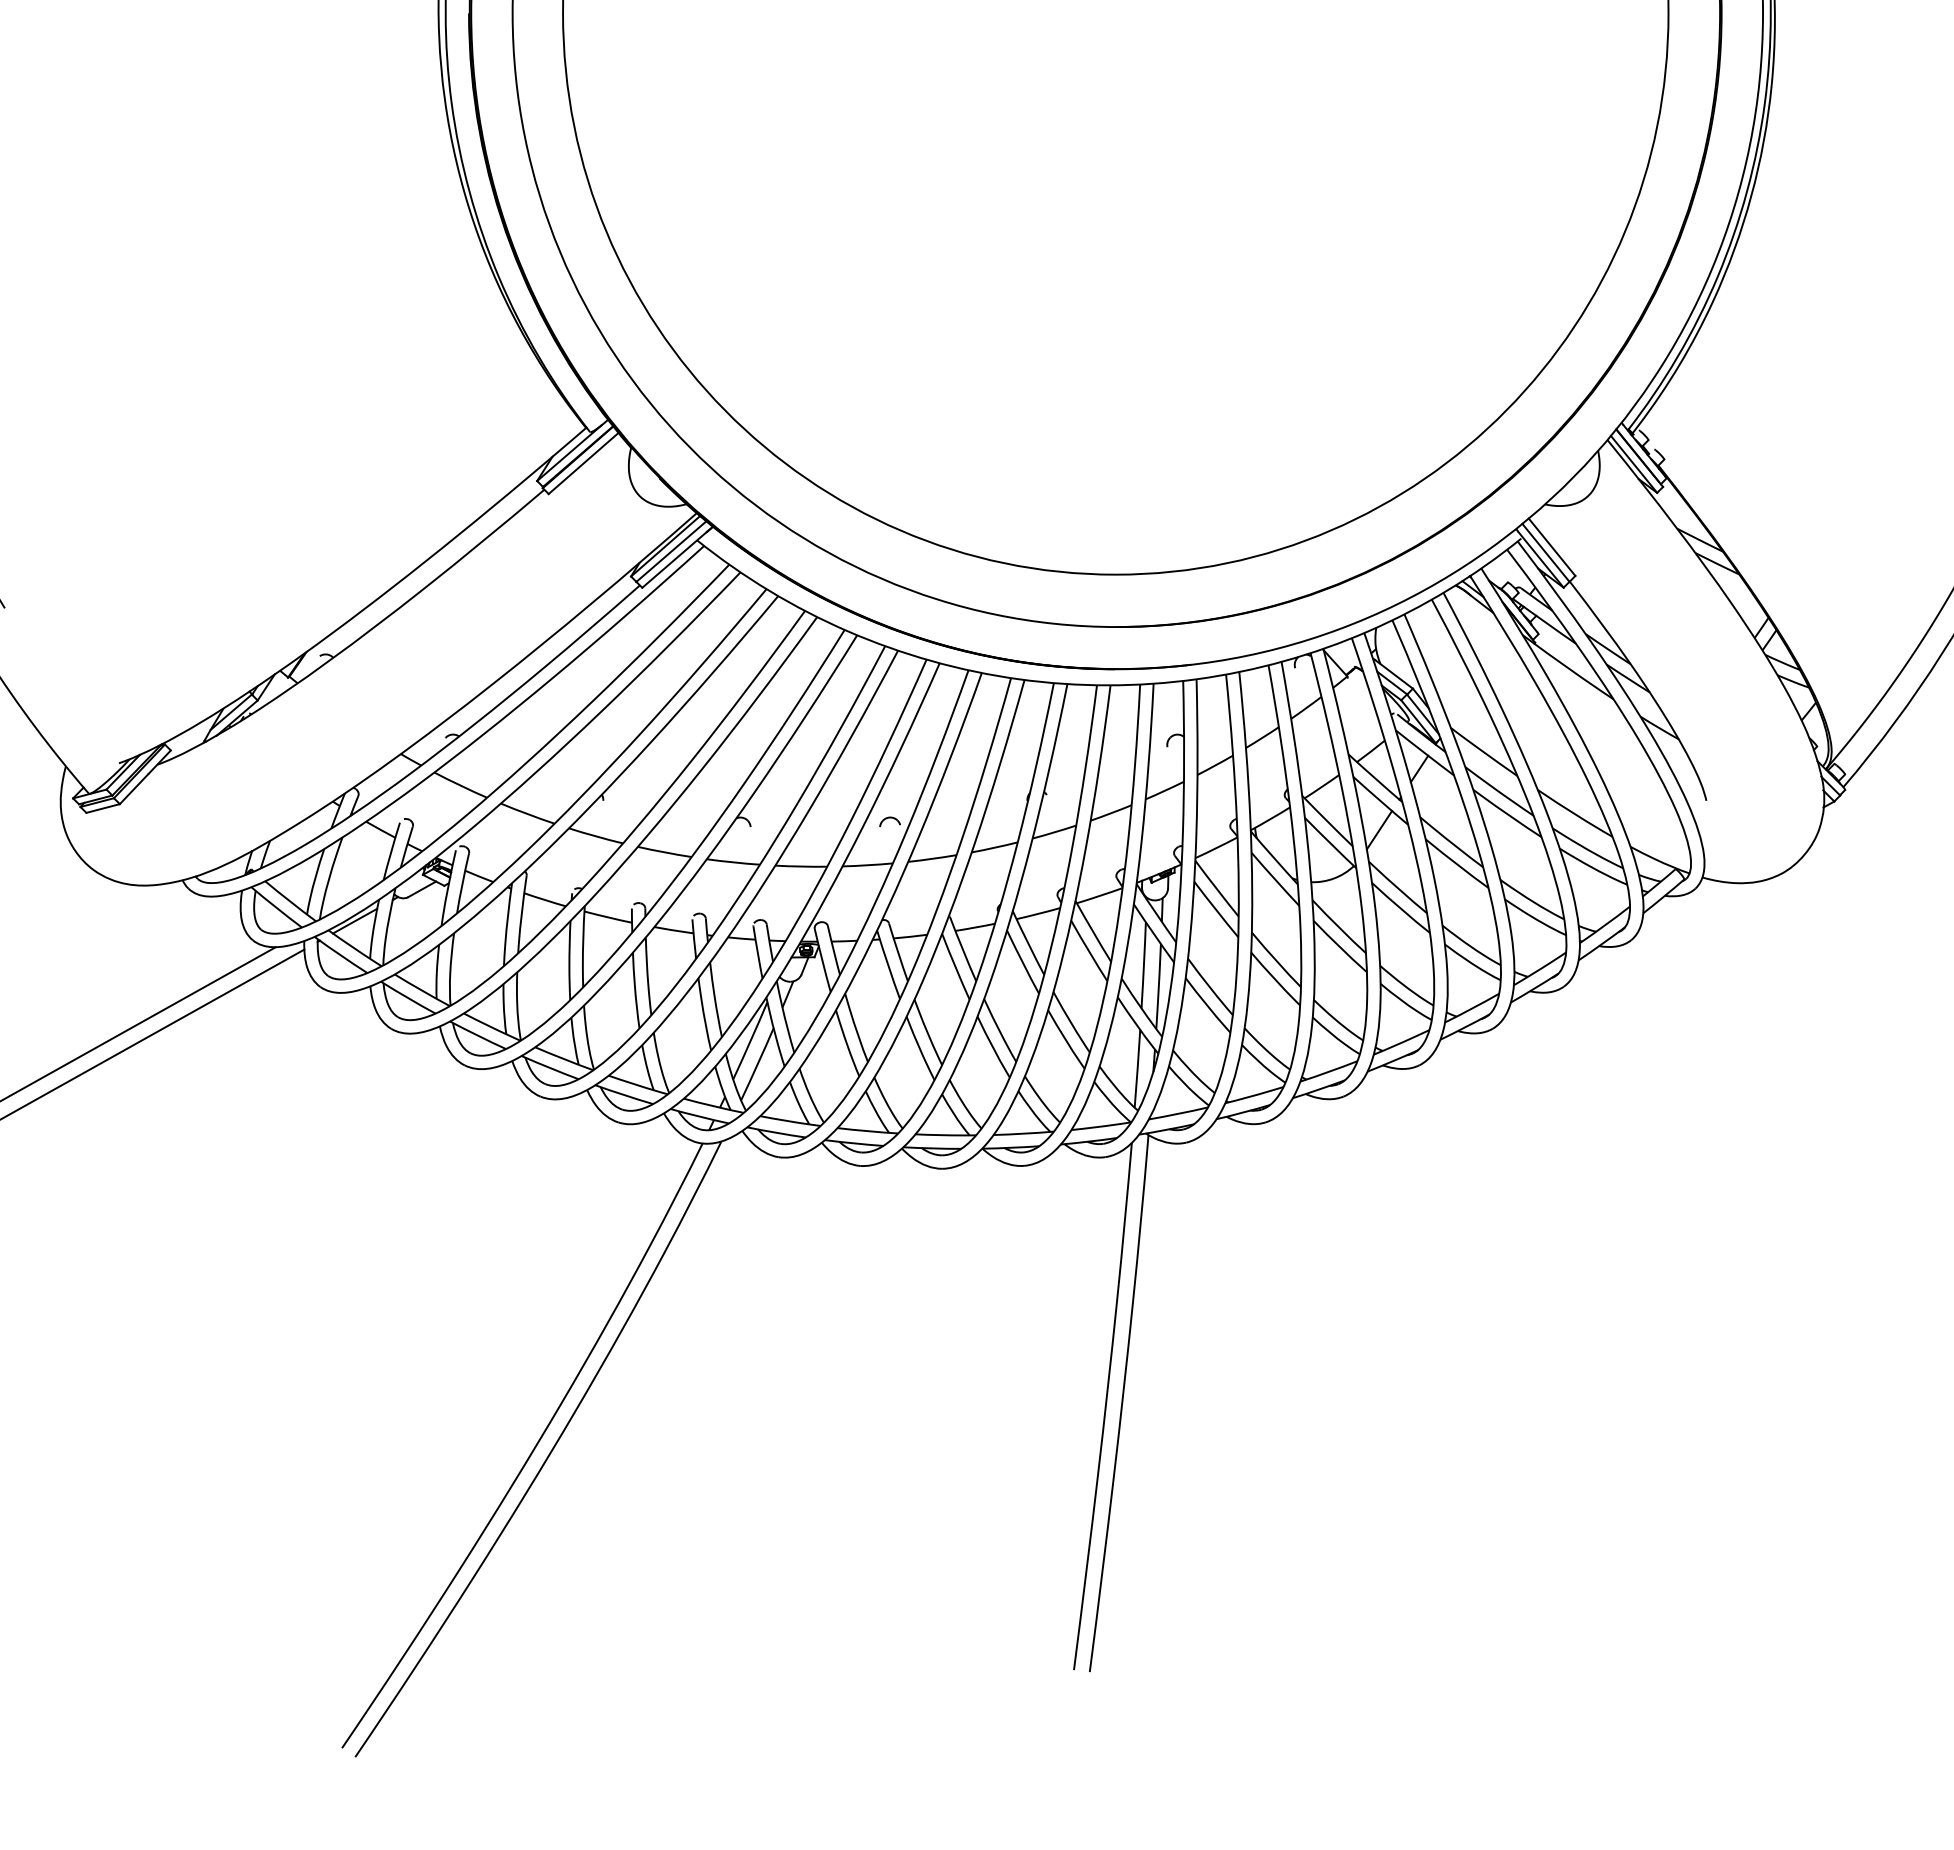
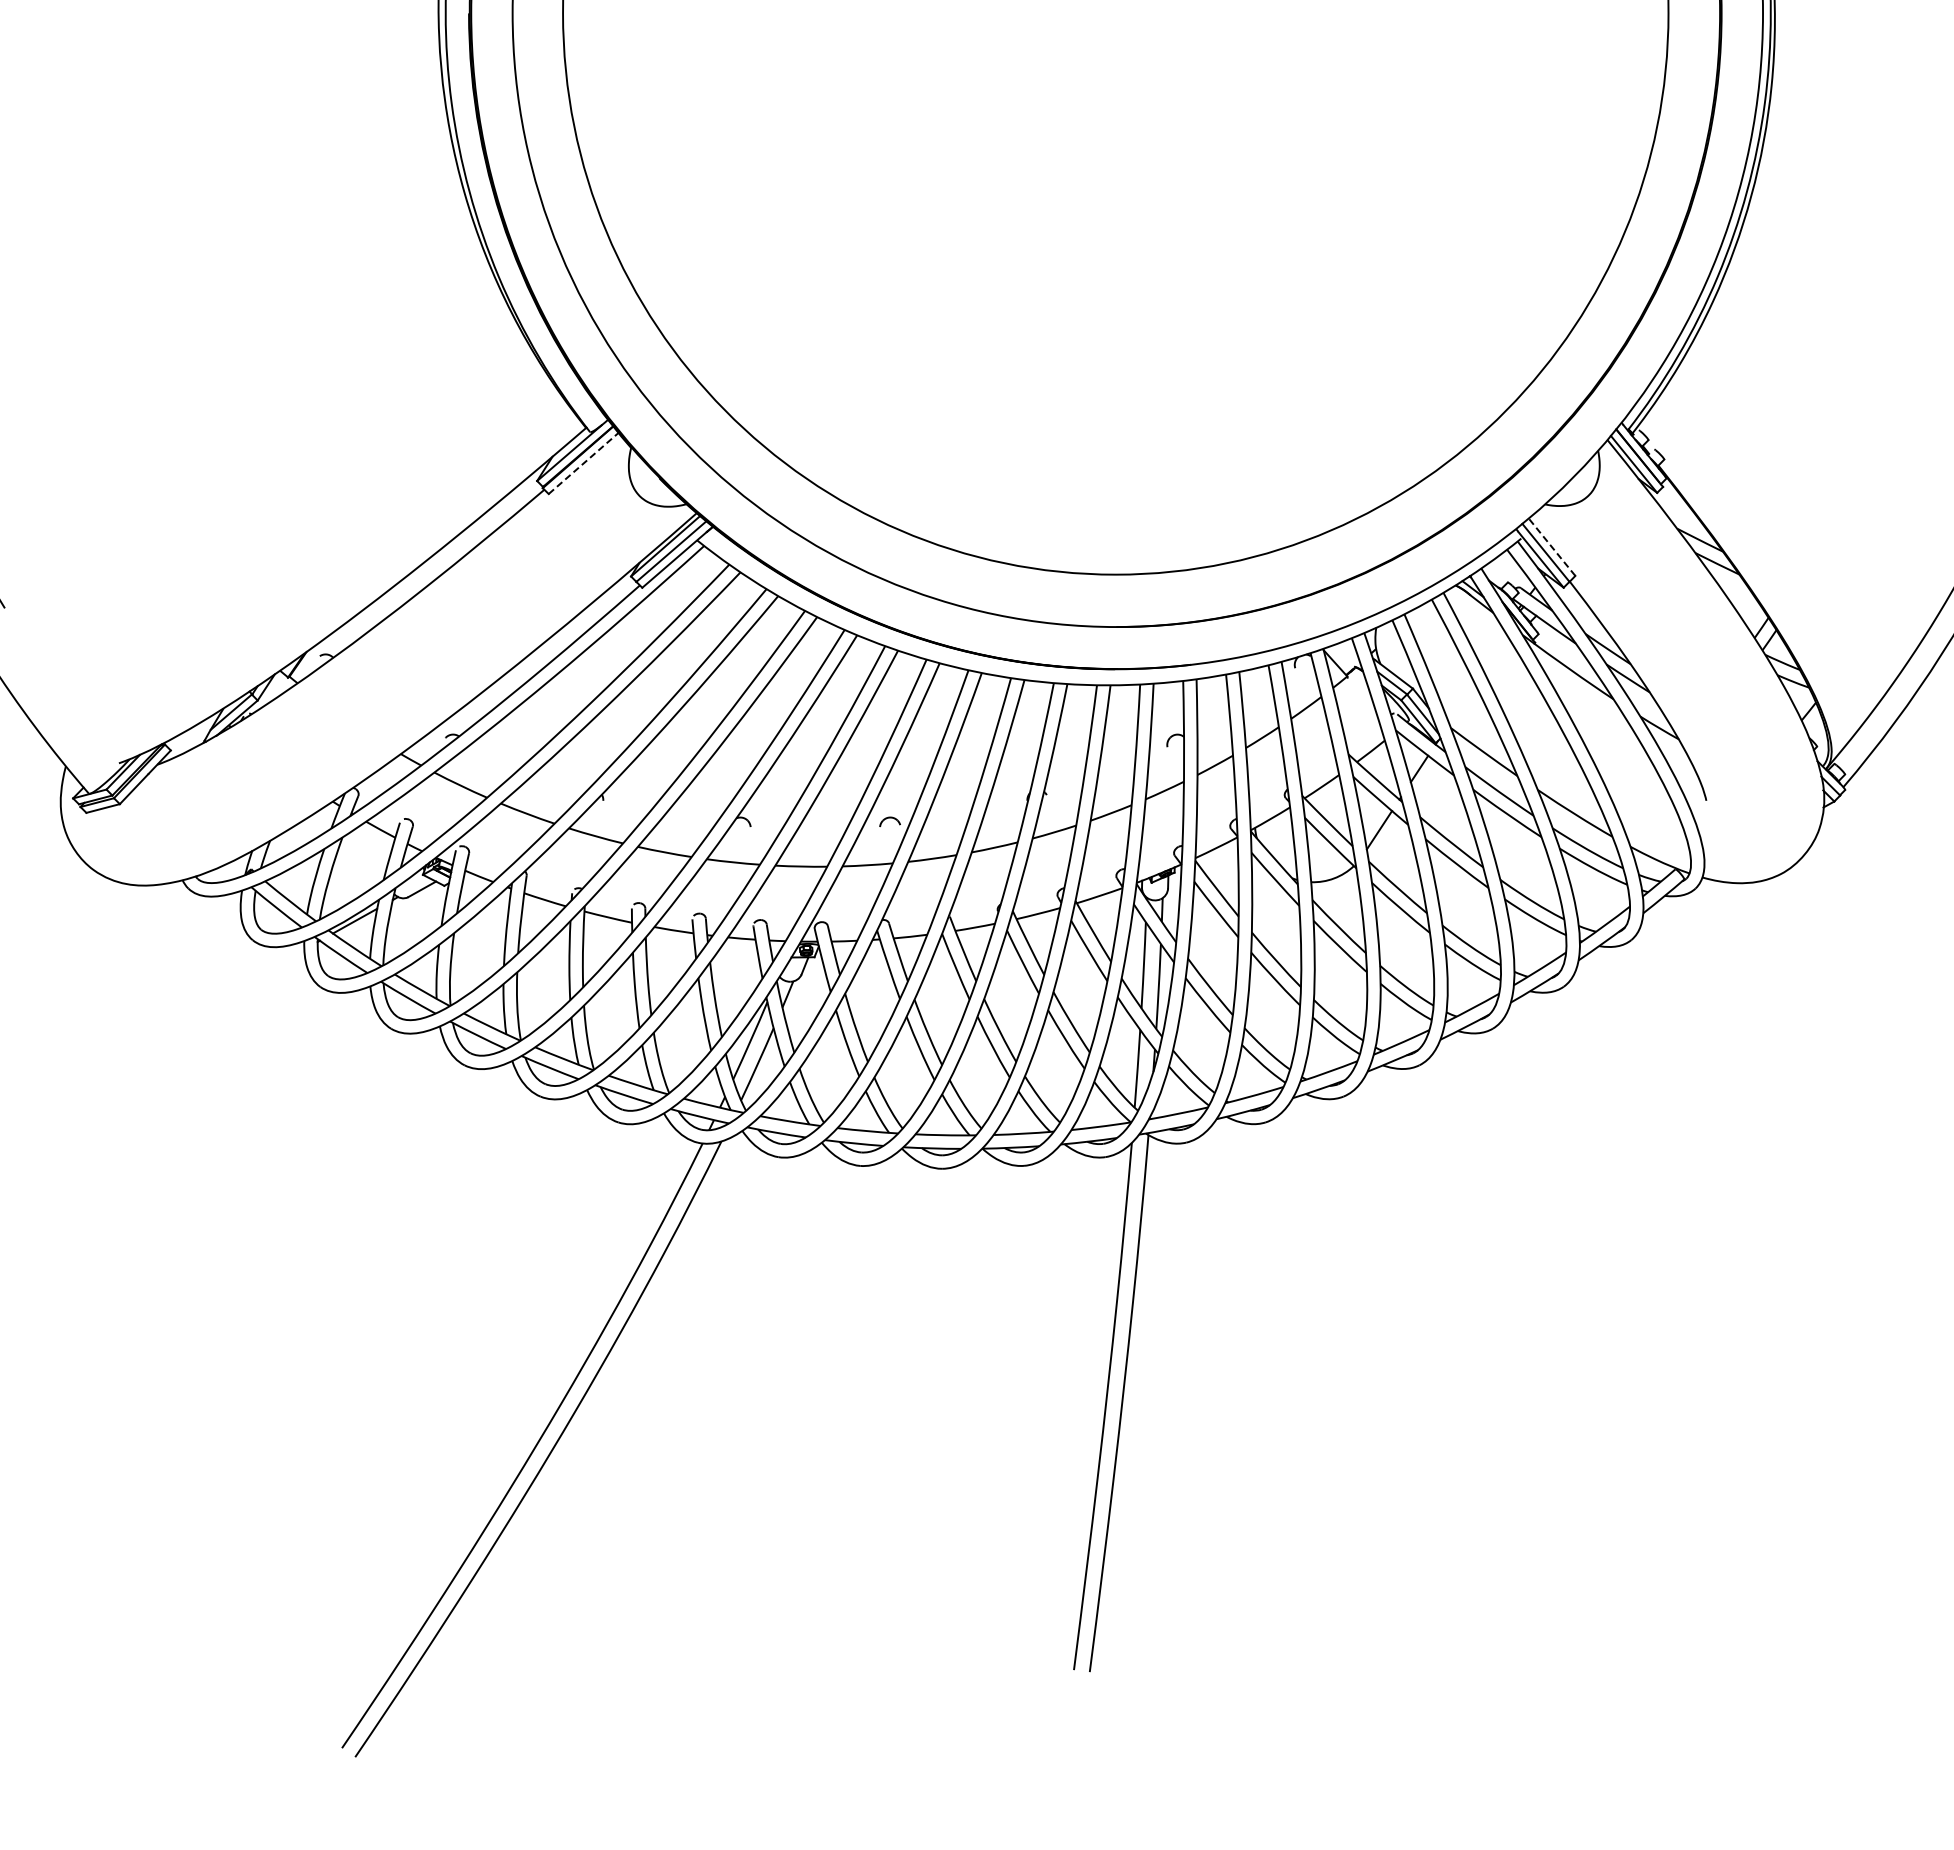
line: solid -> dashed (583, 463)
line: solid -> dashed (1552, 547)
line: present -> none (138, 1023)
line: present -> none (153, 1033)
